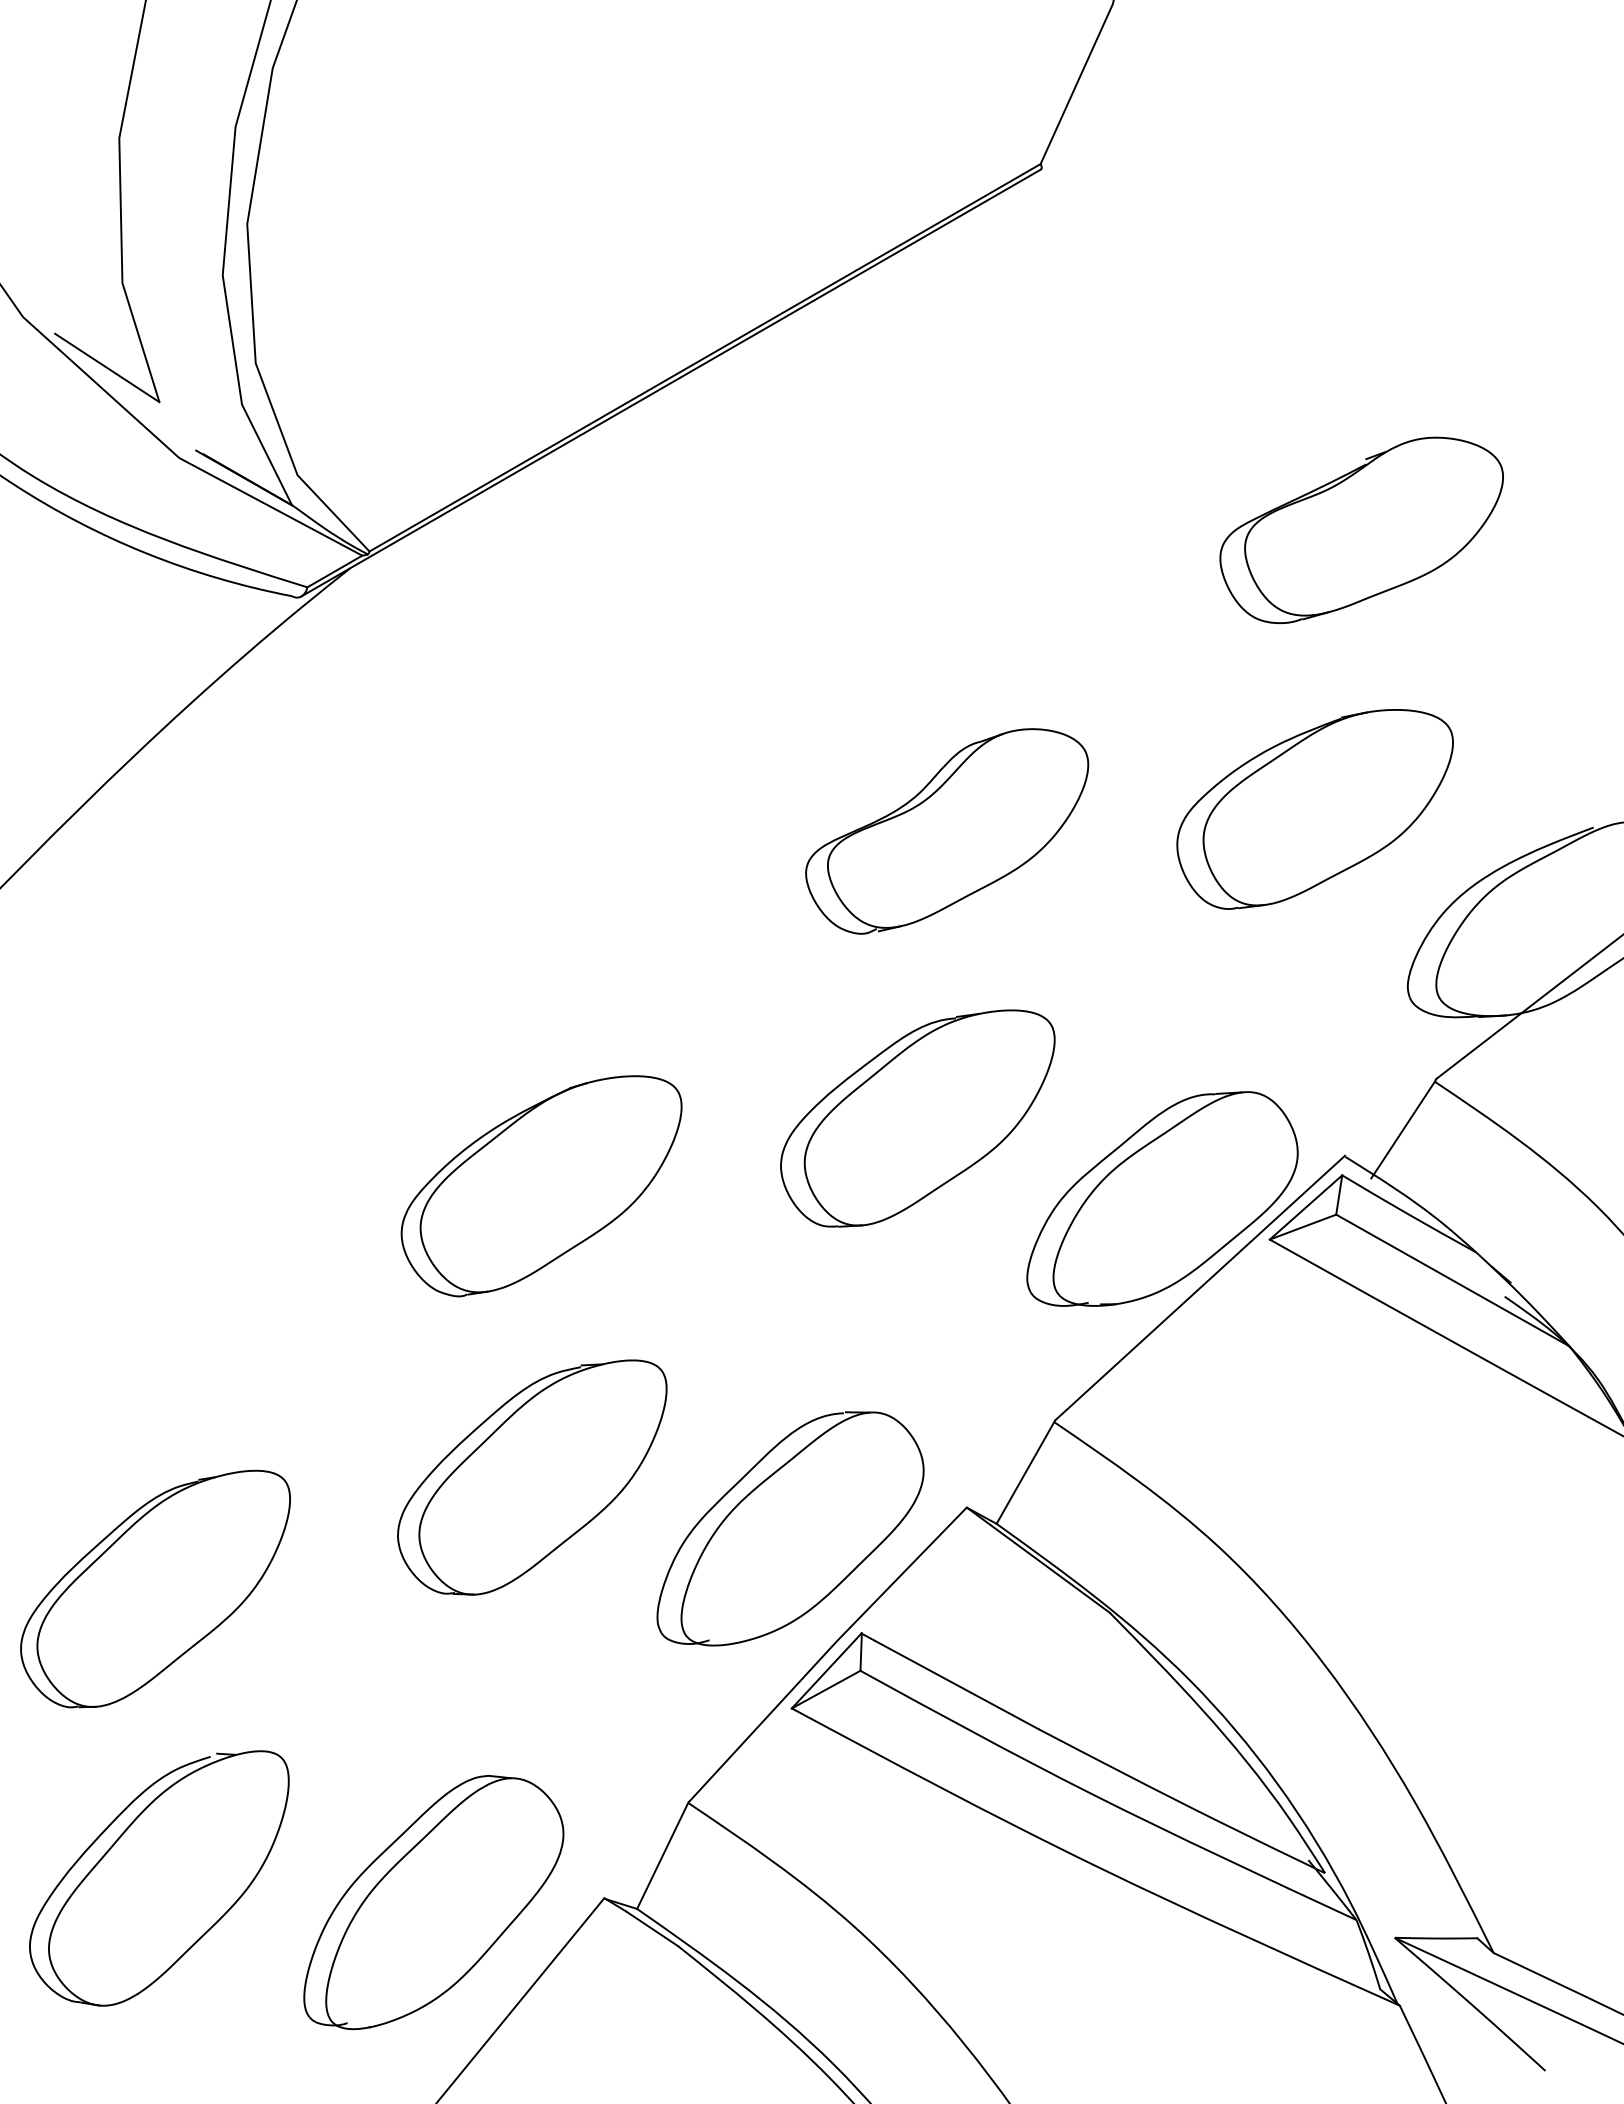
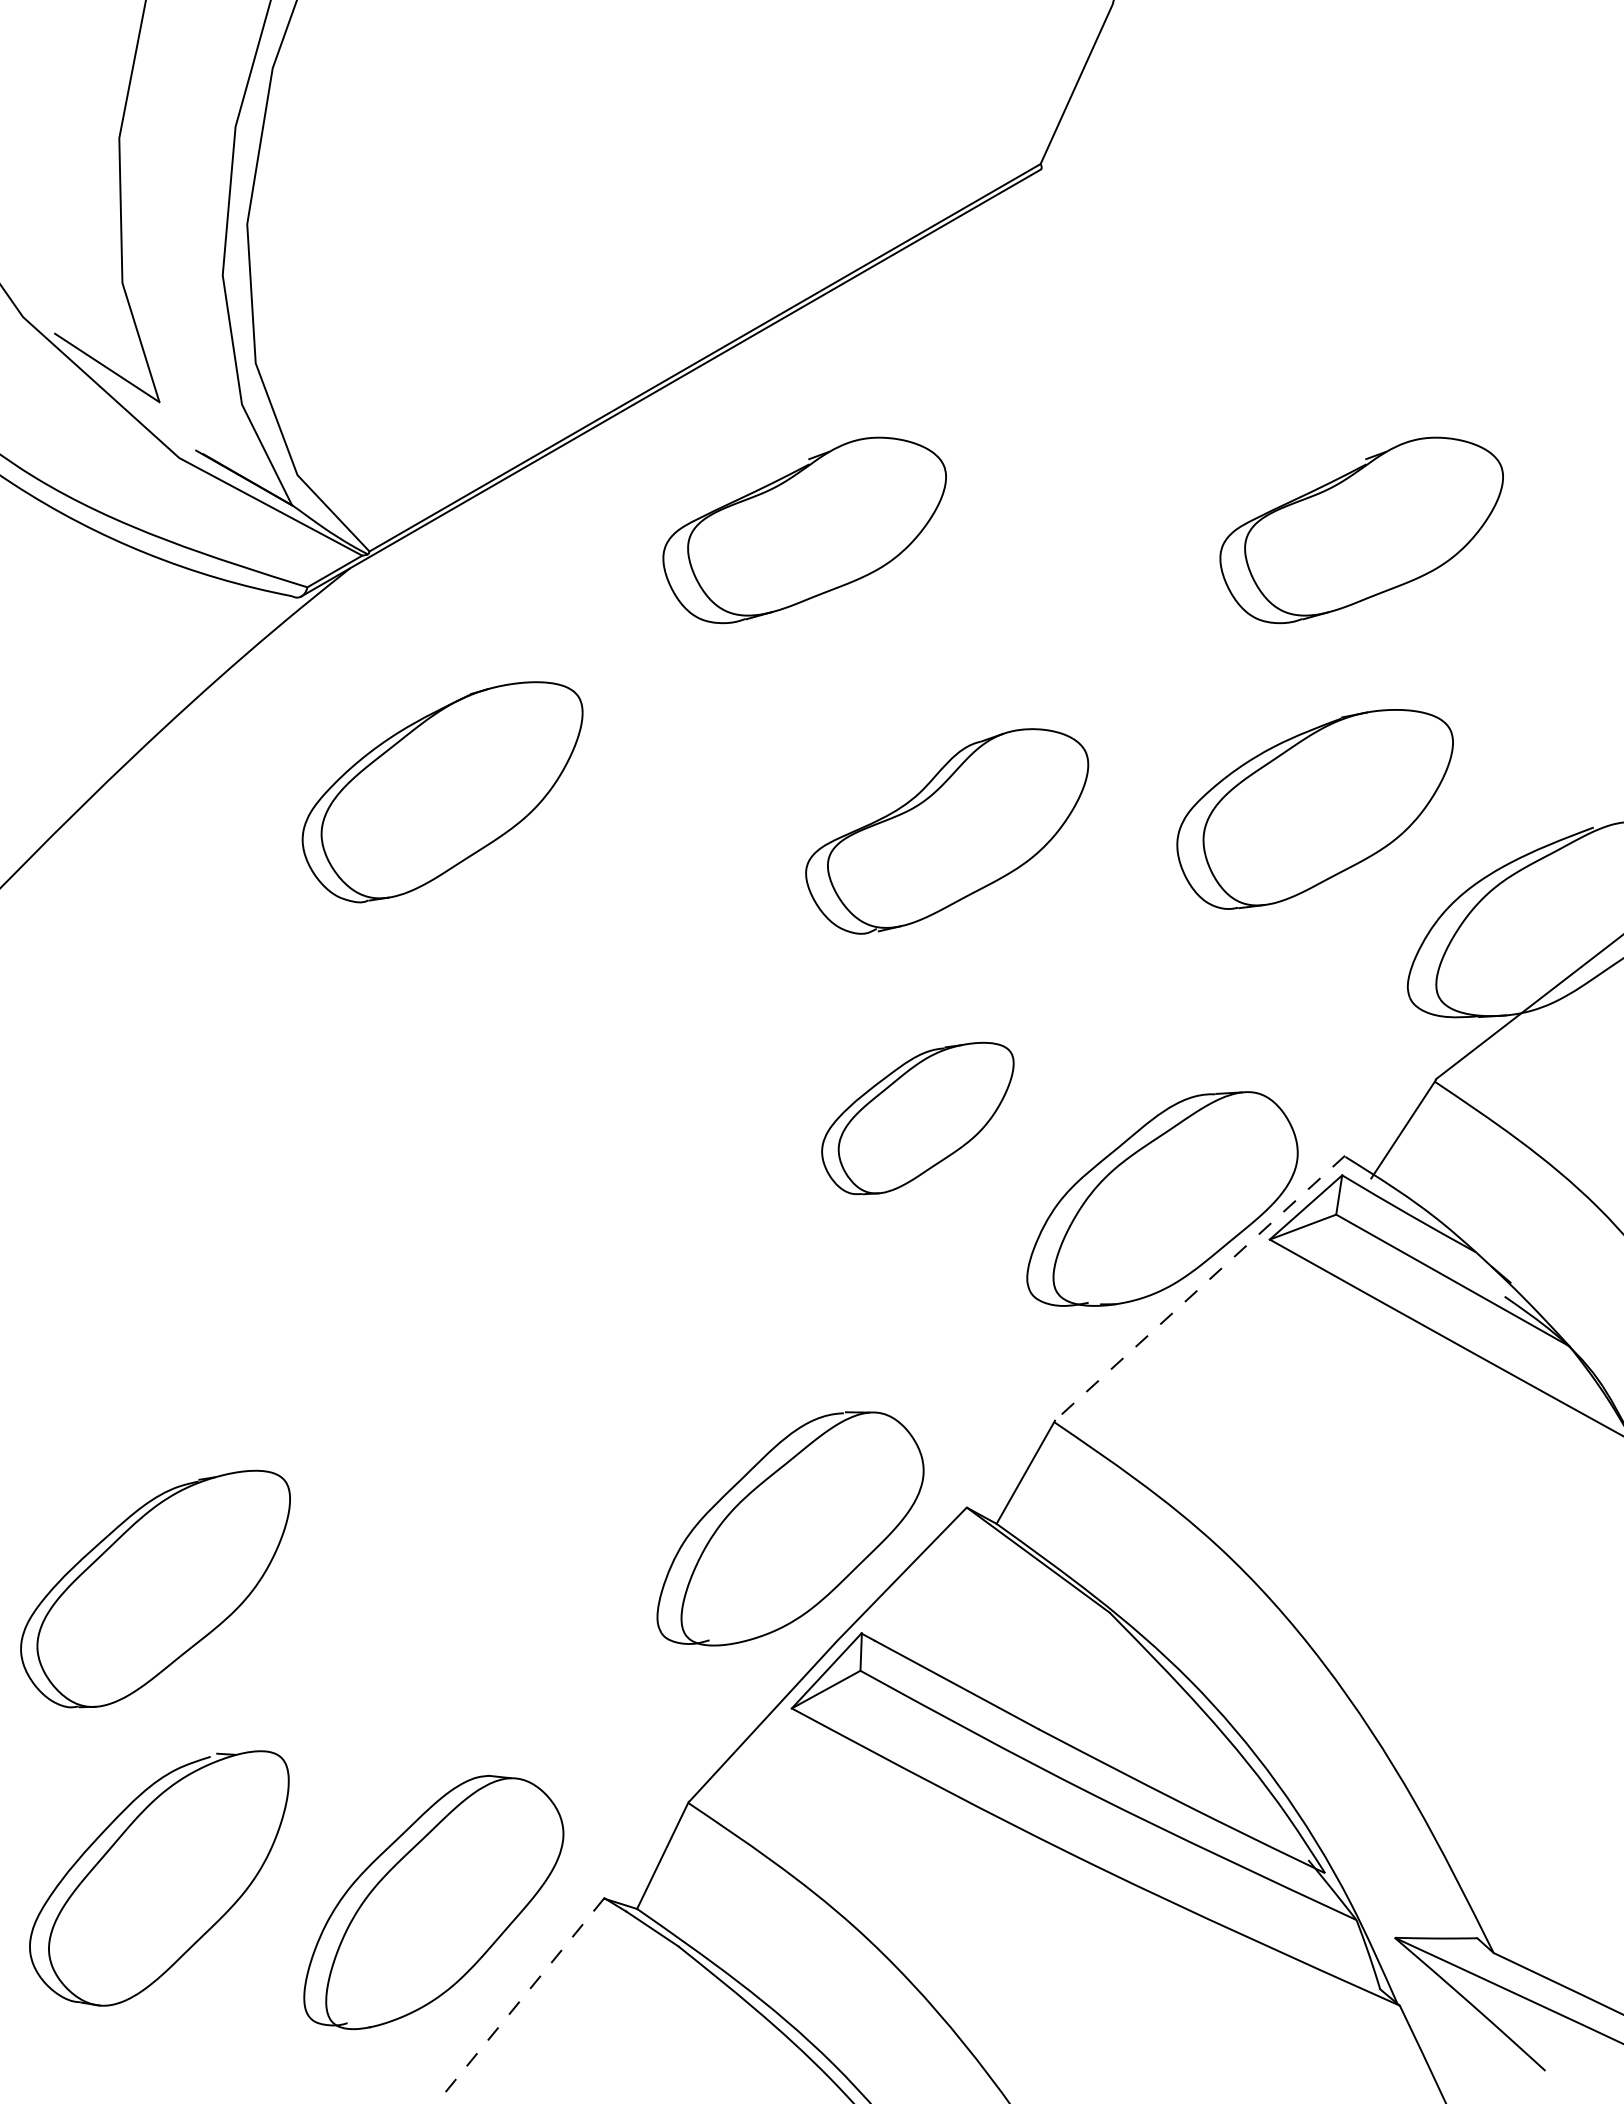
part: none -> present (804, 530)
part size: 276x219 px -> 194x155 px (917, 1118)
part position: (541, 1186) -> (442, 792) (442, 792)
line: solid -> dashed (1199, 1288)
part: present -> none (532, 1477)
line: solid -> dashed (519, 2001)
